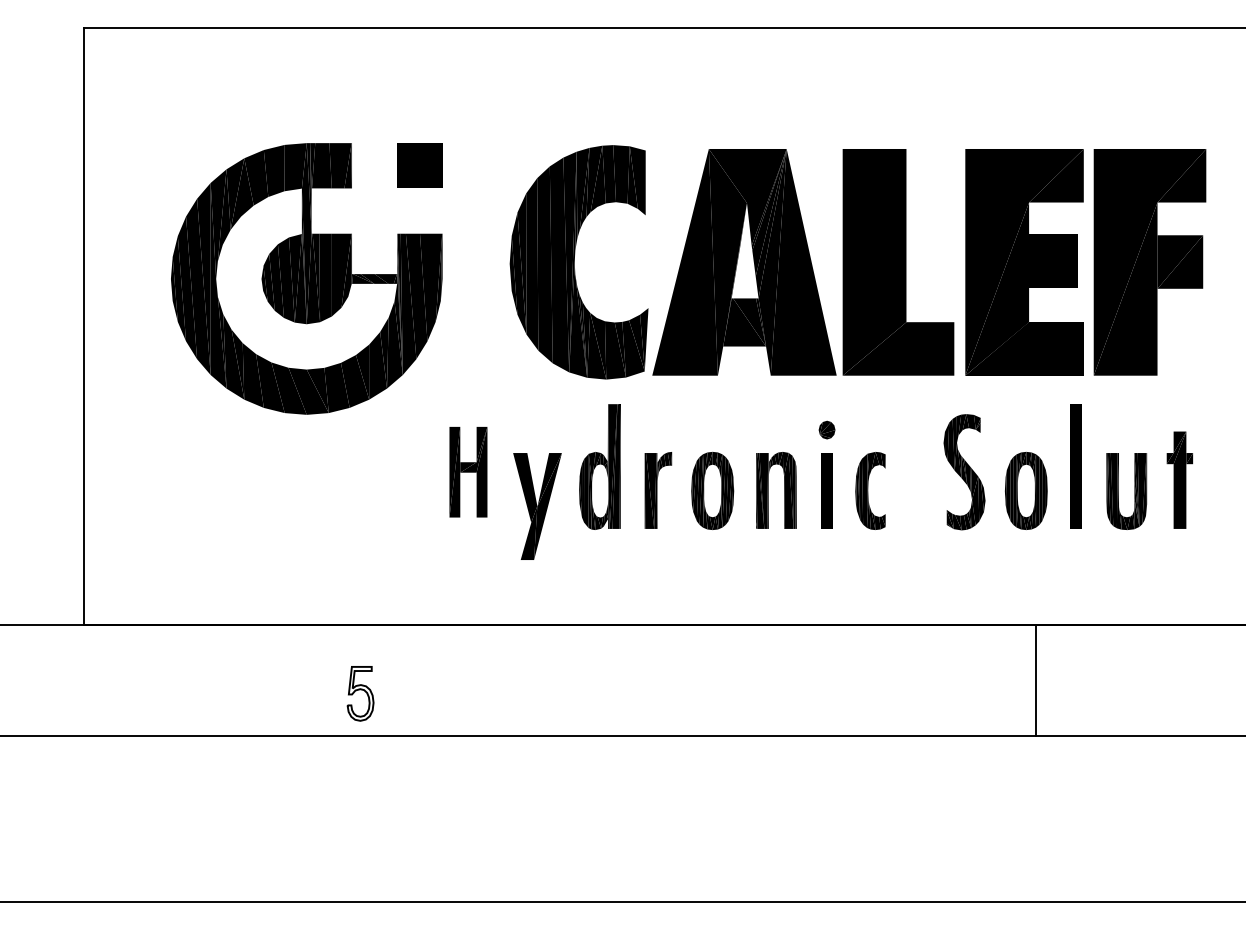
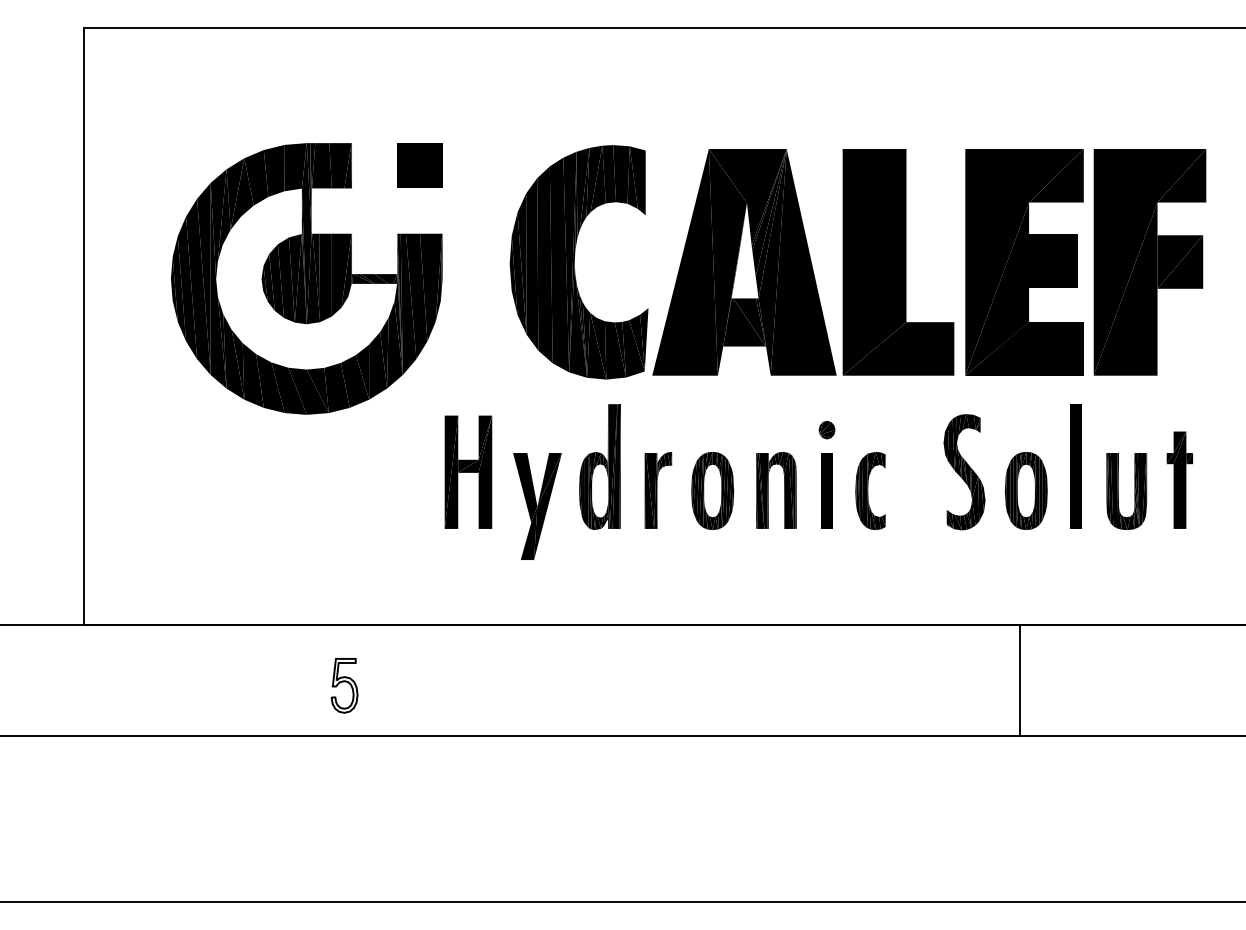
part size: 39x91 px -> 49x114 px (468, 471)
line position: (1036, 679) -> (1020, 679) (1020, 679)
part position: (360, 693) -> (344, 685) (344, 685)
